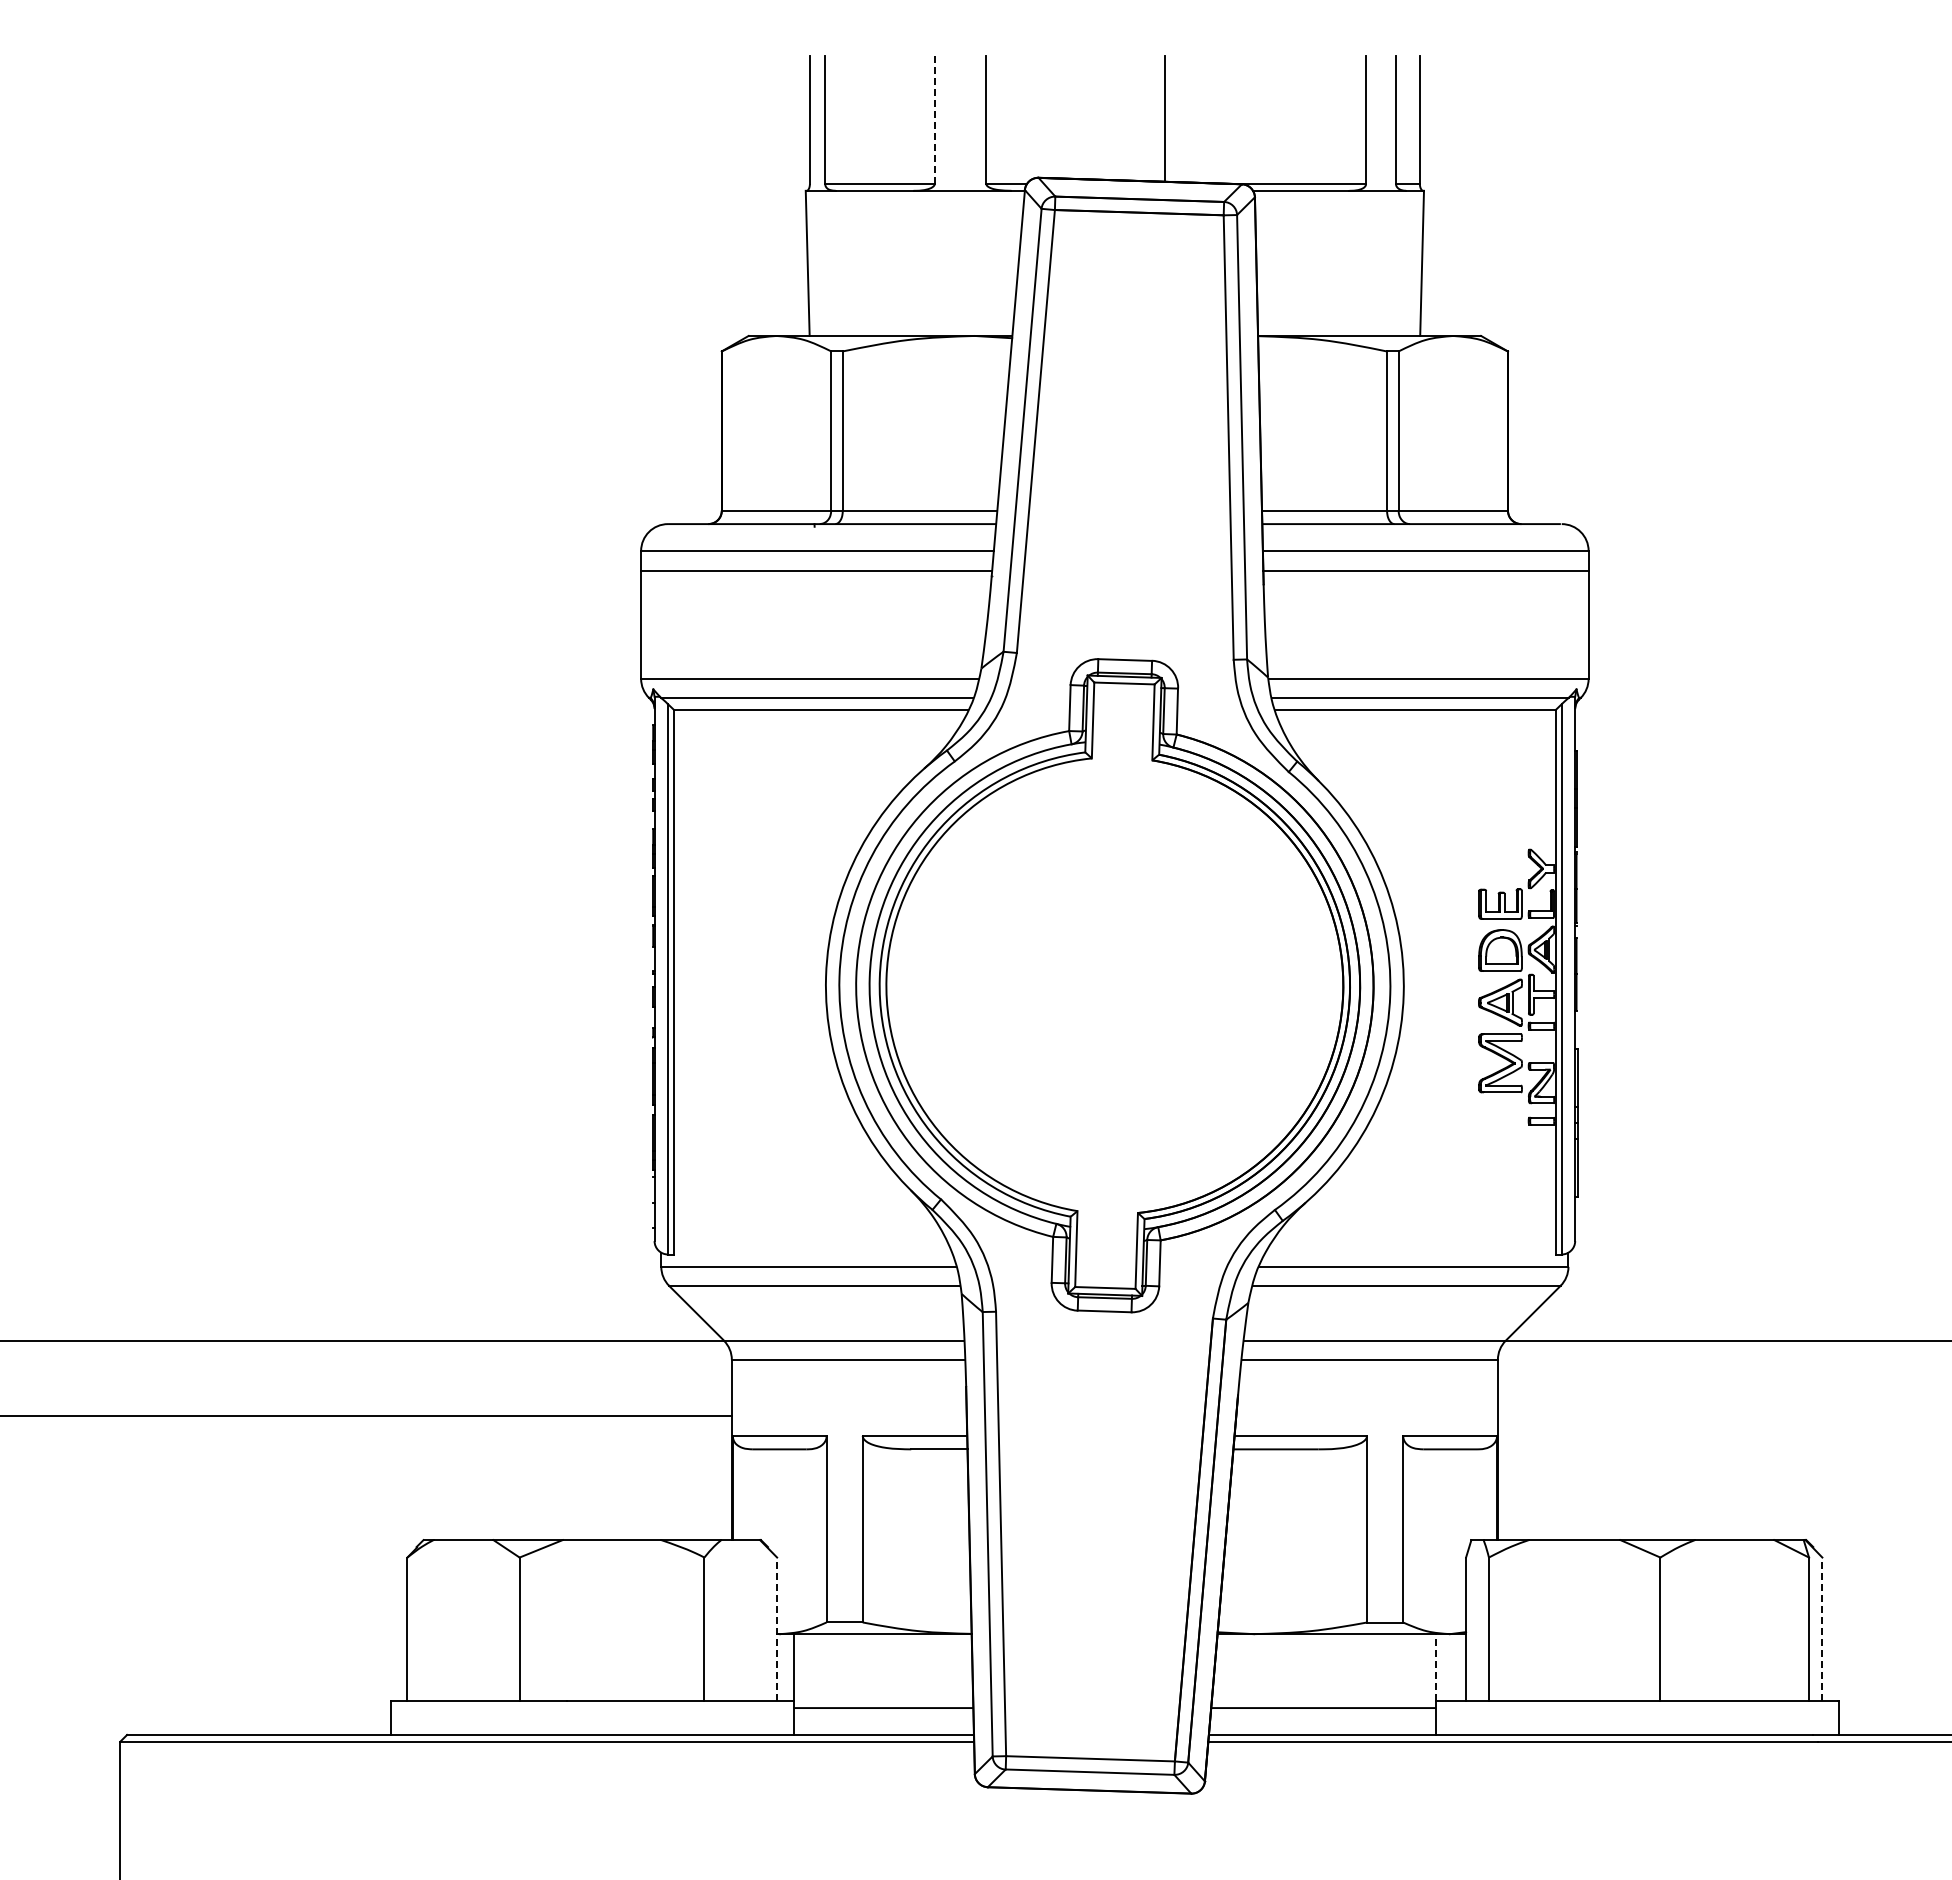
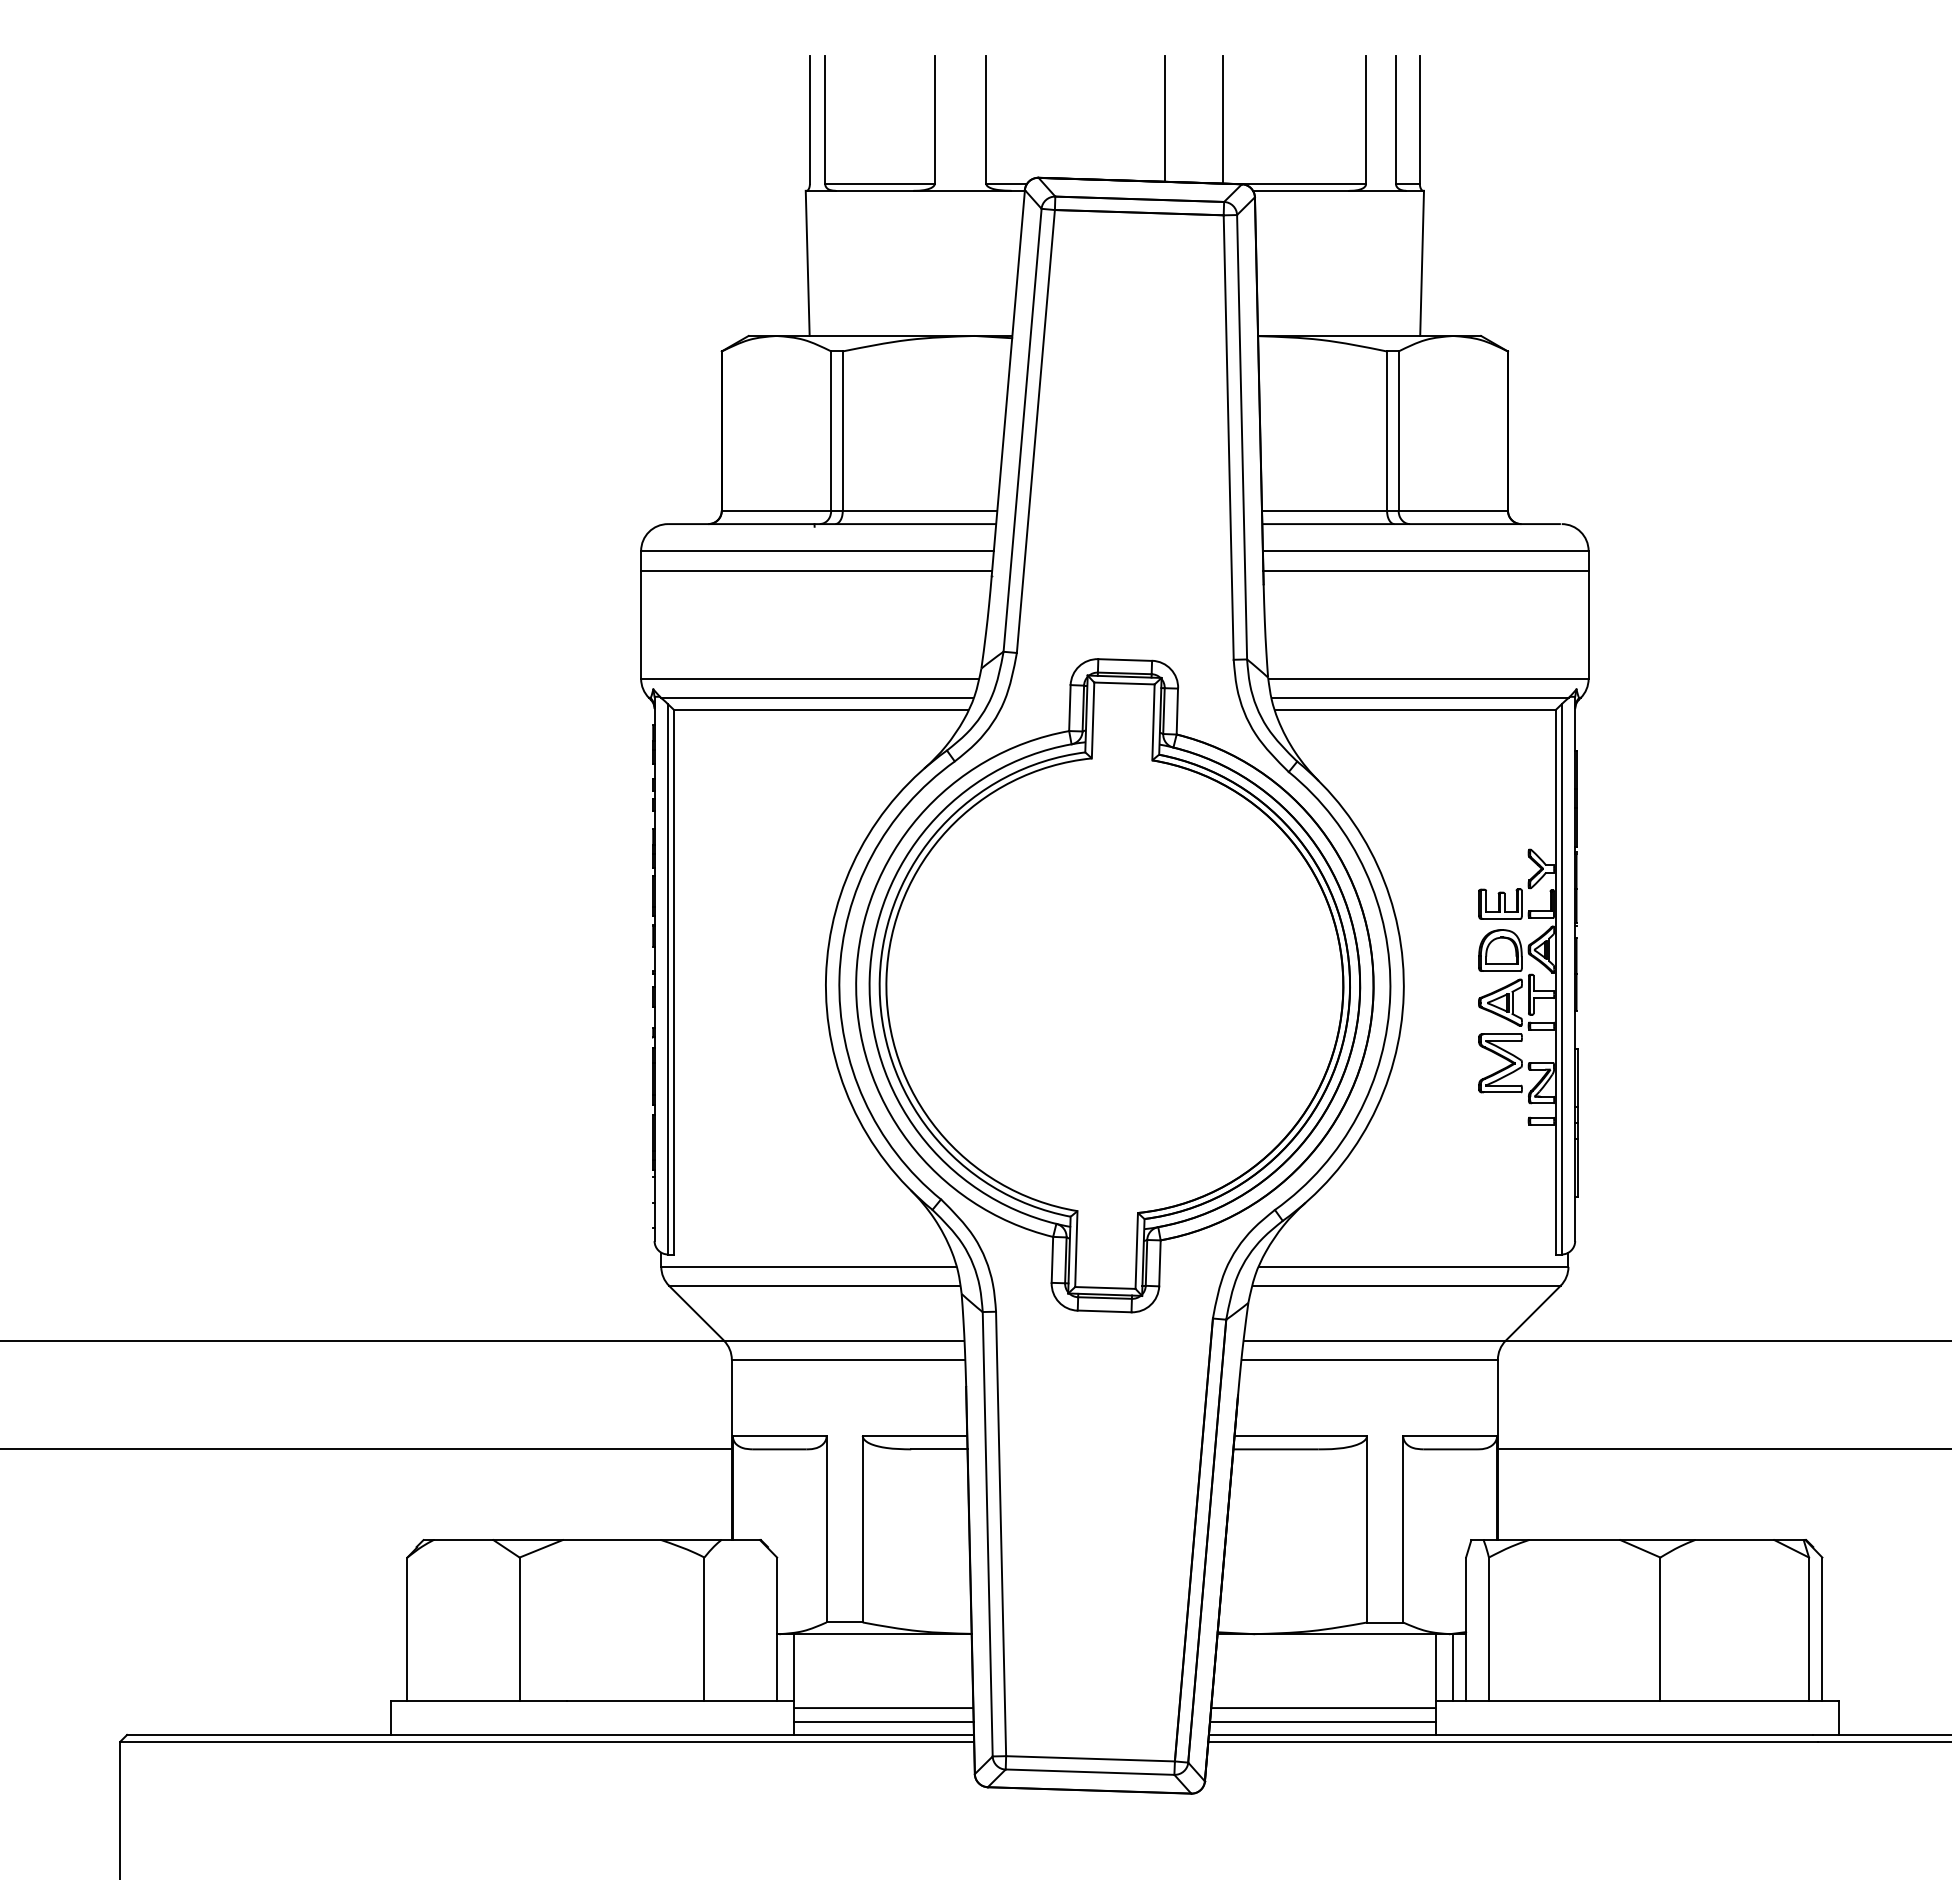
line: none -> present (1222, 119)
line: dashed -> solid (934, 120)
line position: (366, 1415) -> (366, 1448) (366, 1448)
line: none -> present (1722, 1448)
line: dashed -> solid (777, 1629)
line: dashed -> solid (1822, 1629)
line: dashed -> solid (1436, 1667)
line: none -> present (1452, 1667)
line: none -> present (883, 1721)
line: none -> present (1322, 1721)
